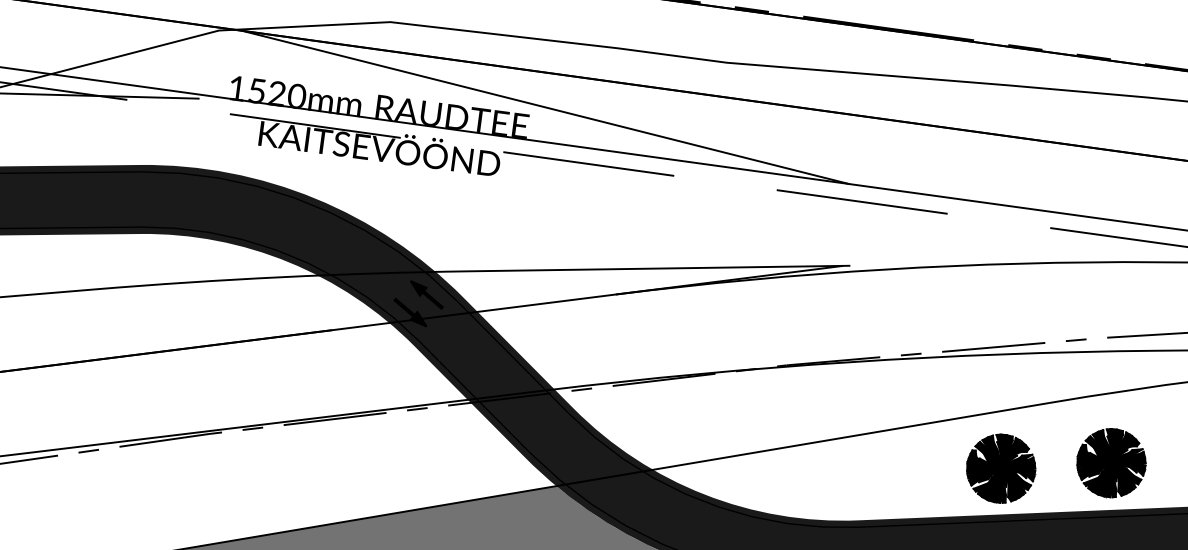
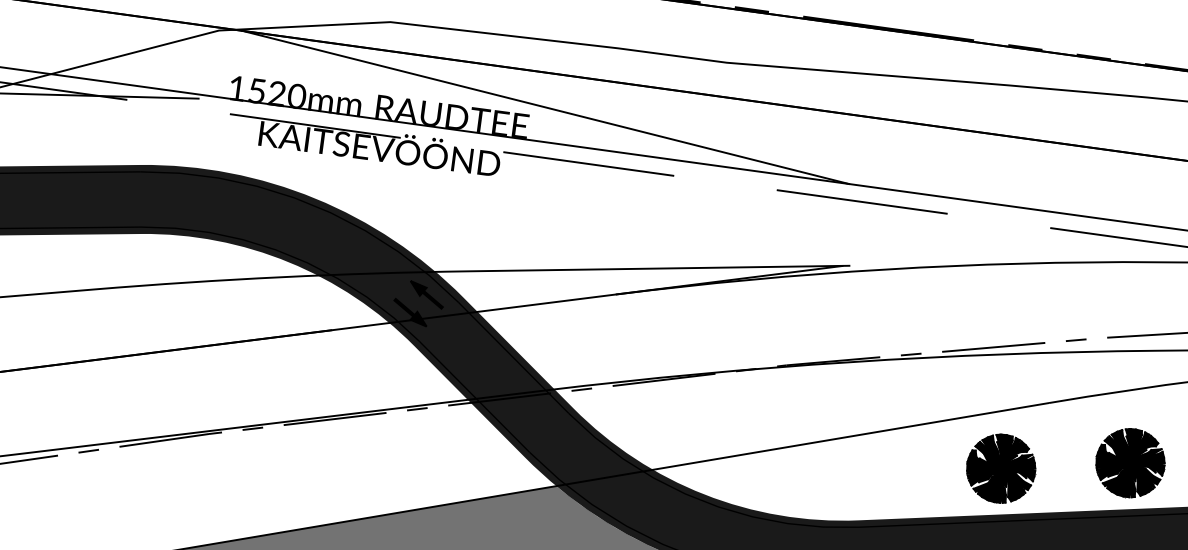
part position: (1111, 463) -> (1130, 463) (1130, 463)
